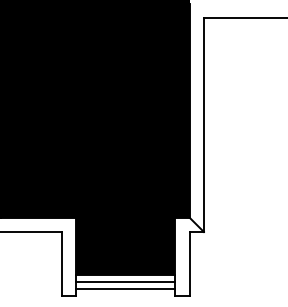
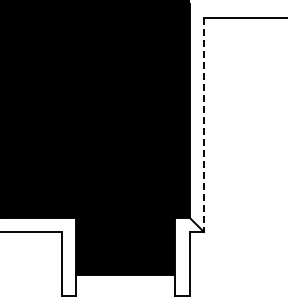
line: solid -> dashed (203, 125)
line: present -> none (125, 281)
line: present -> none (125, 289)
